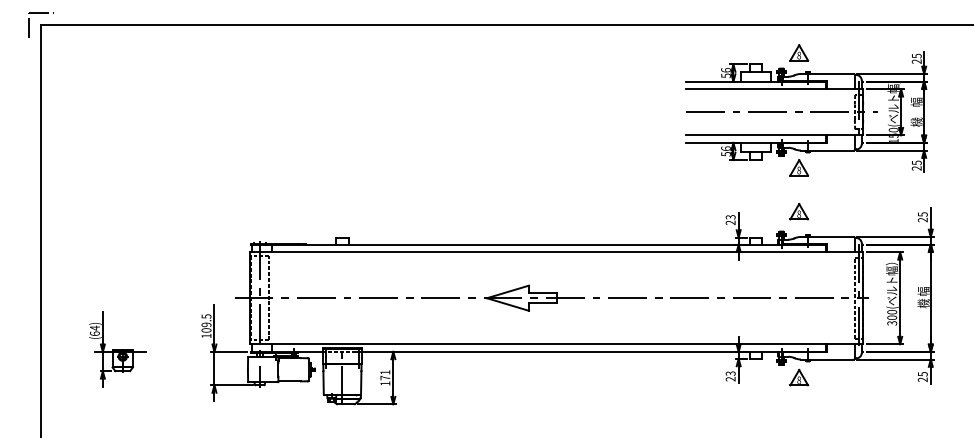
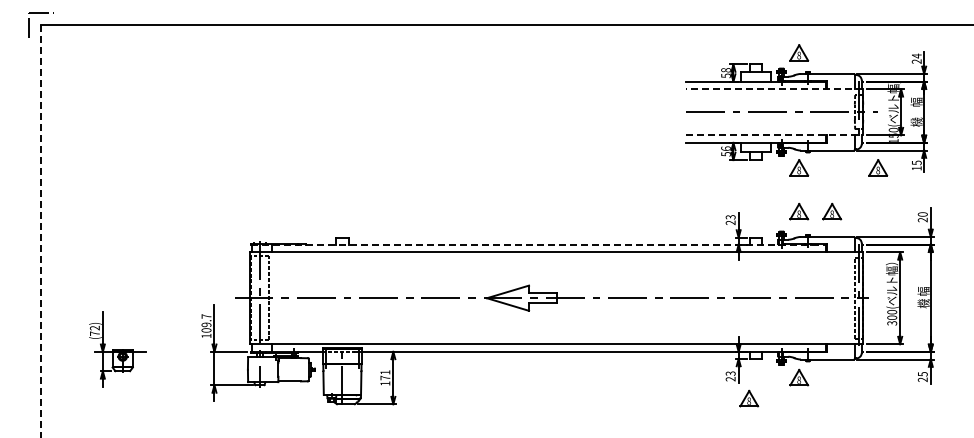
text: 25 -> 24 (916, 55)
text: 56 -> 58 (725, 70)
line: solid -> dashed (774, 89)
line: solid -> dashed (774, 135)
part: none -> present (878, 167)
text: 25 -> 15 (916, 168)
part: none -> present (832, 211)
text: 25 -> 20 (922, 214)
line: solid -> dashed (41, 231)
line: solid -> dashed (538, 244)
text: 109.5 -> 109.7 (206, 316)
text: (64) -> (72) (94, 330)
part: none -> present (749, 398)
